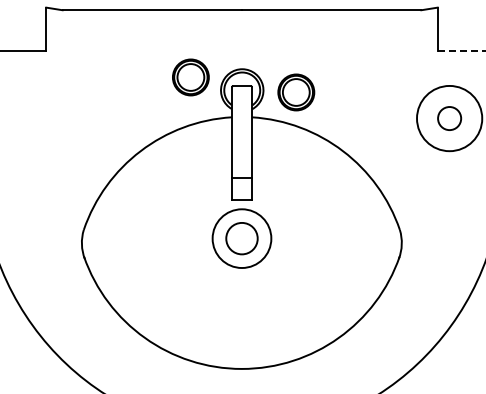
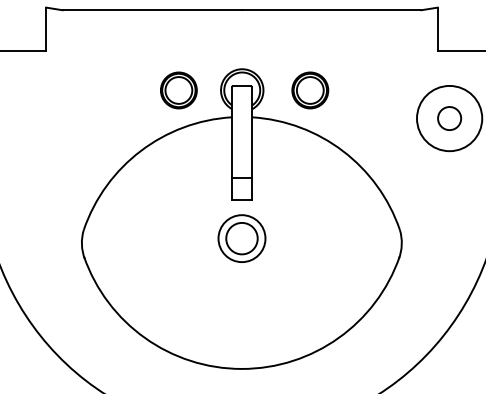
line: dashed -> solid (461, 51)
part position: (190, 77) -> (178, 90) (178, 90)
part position: (296, 92) -> (310, 90) (310, 90)
circle diameter: 59 px -> 47 px (241, 238)
